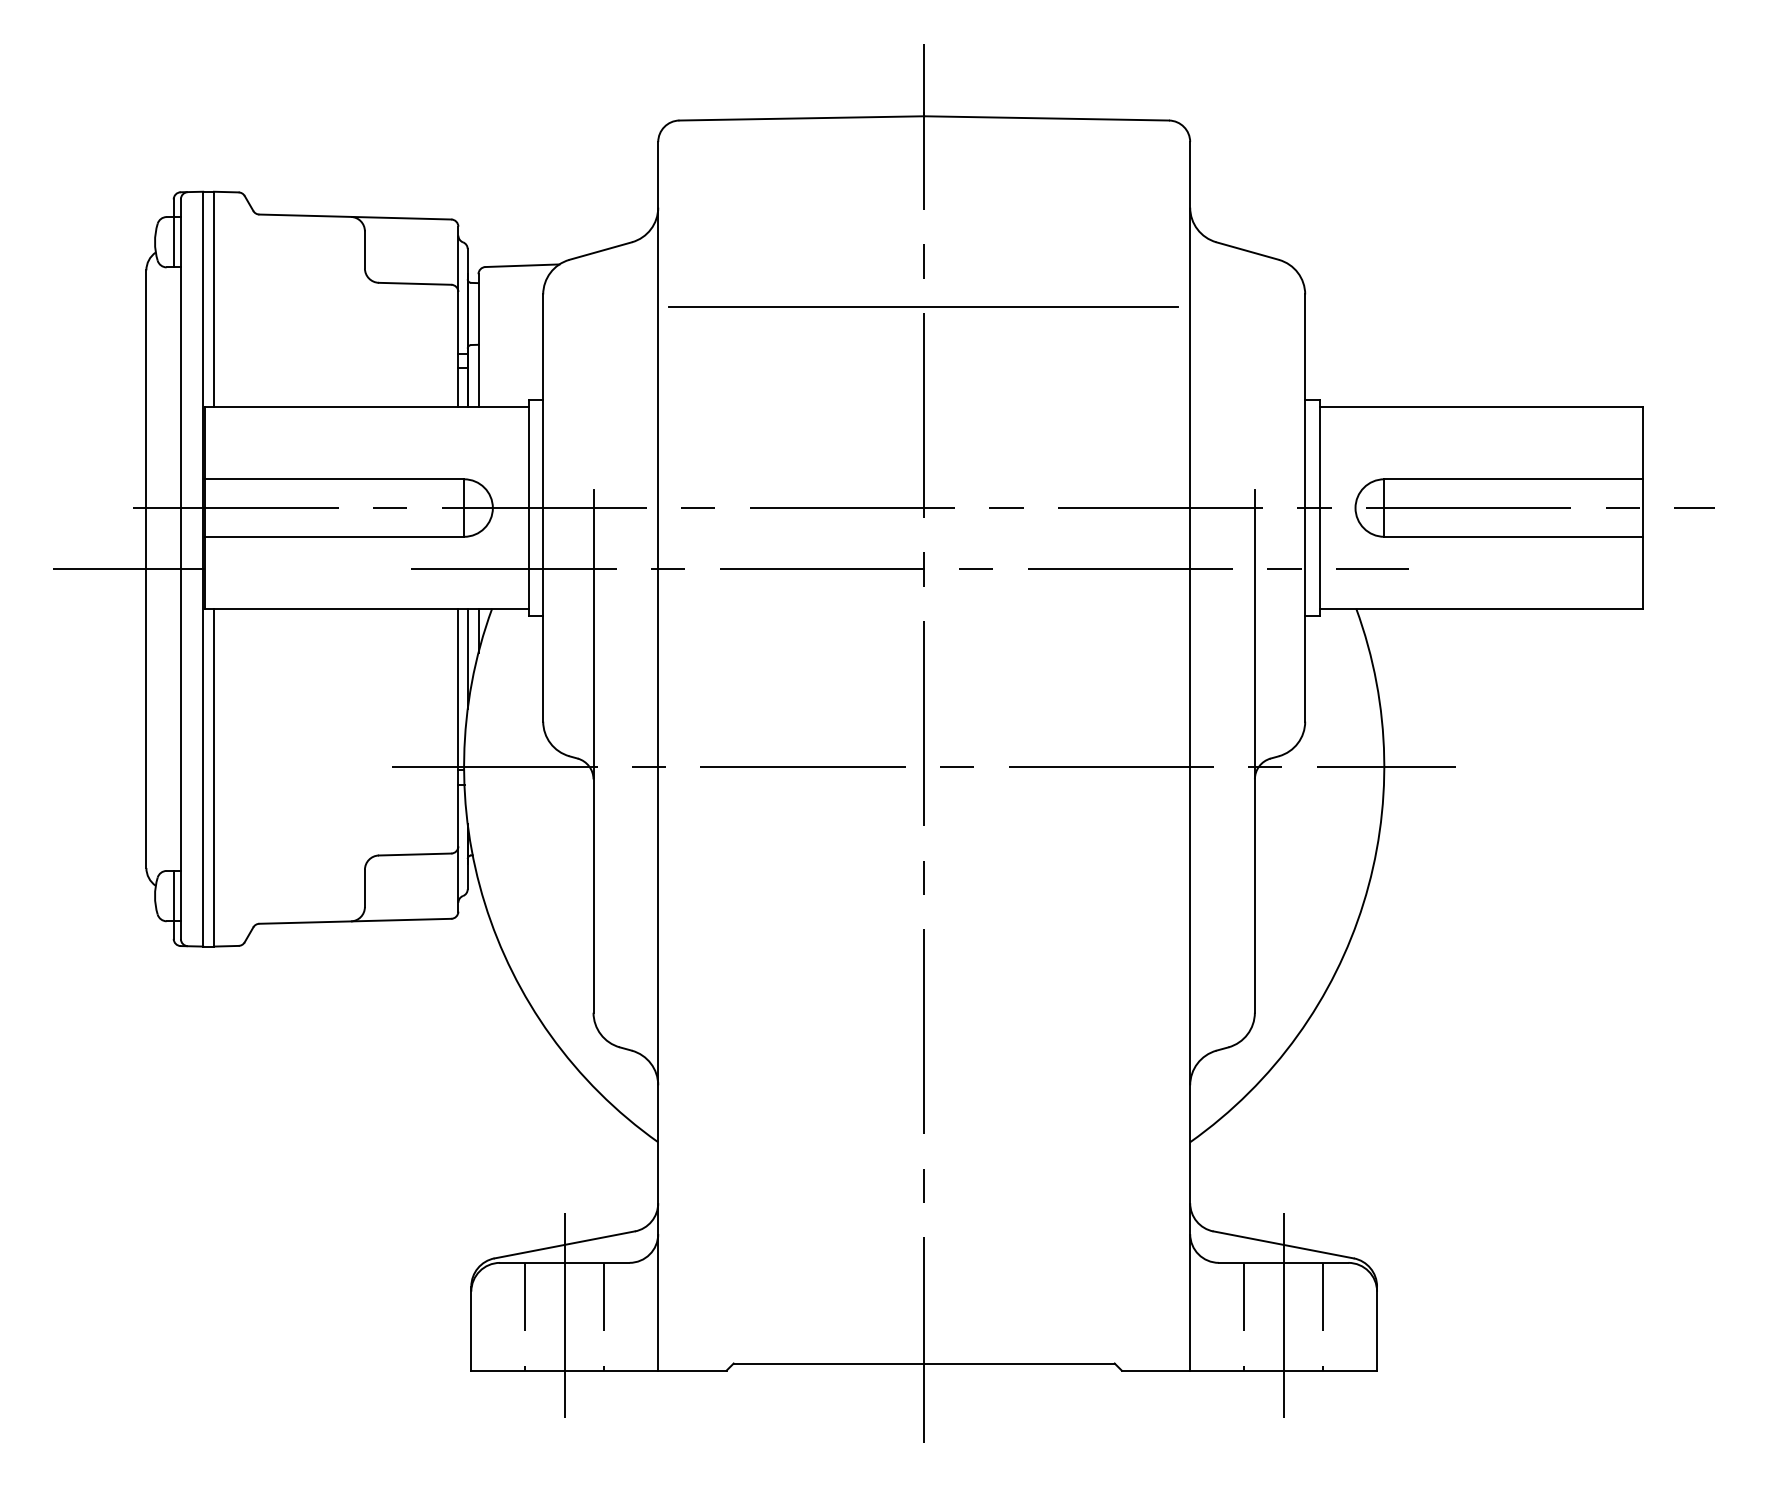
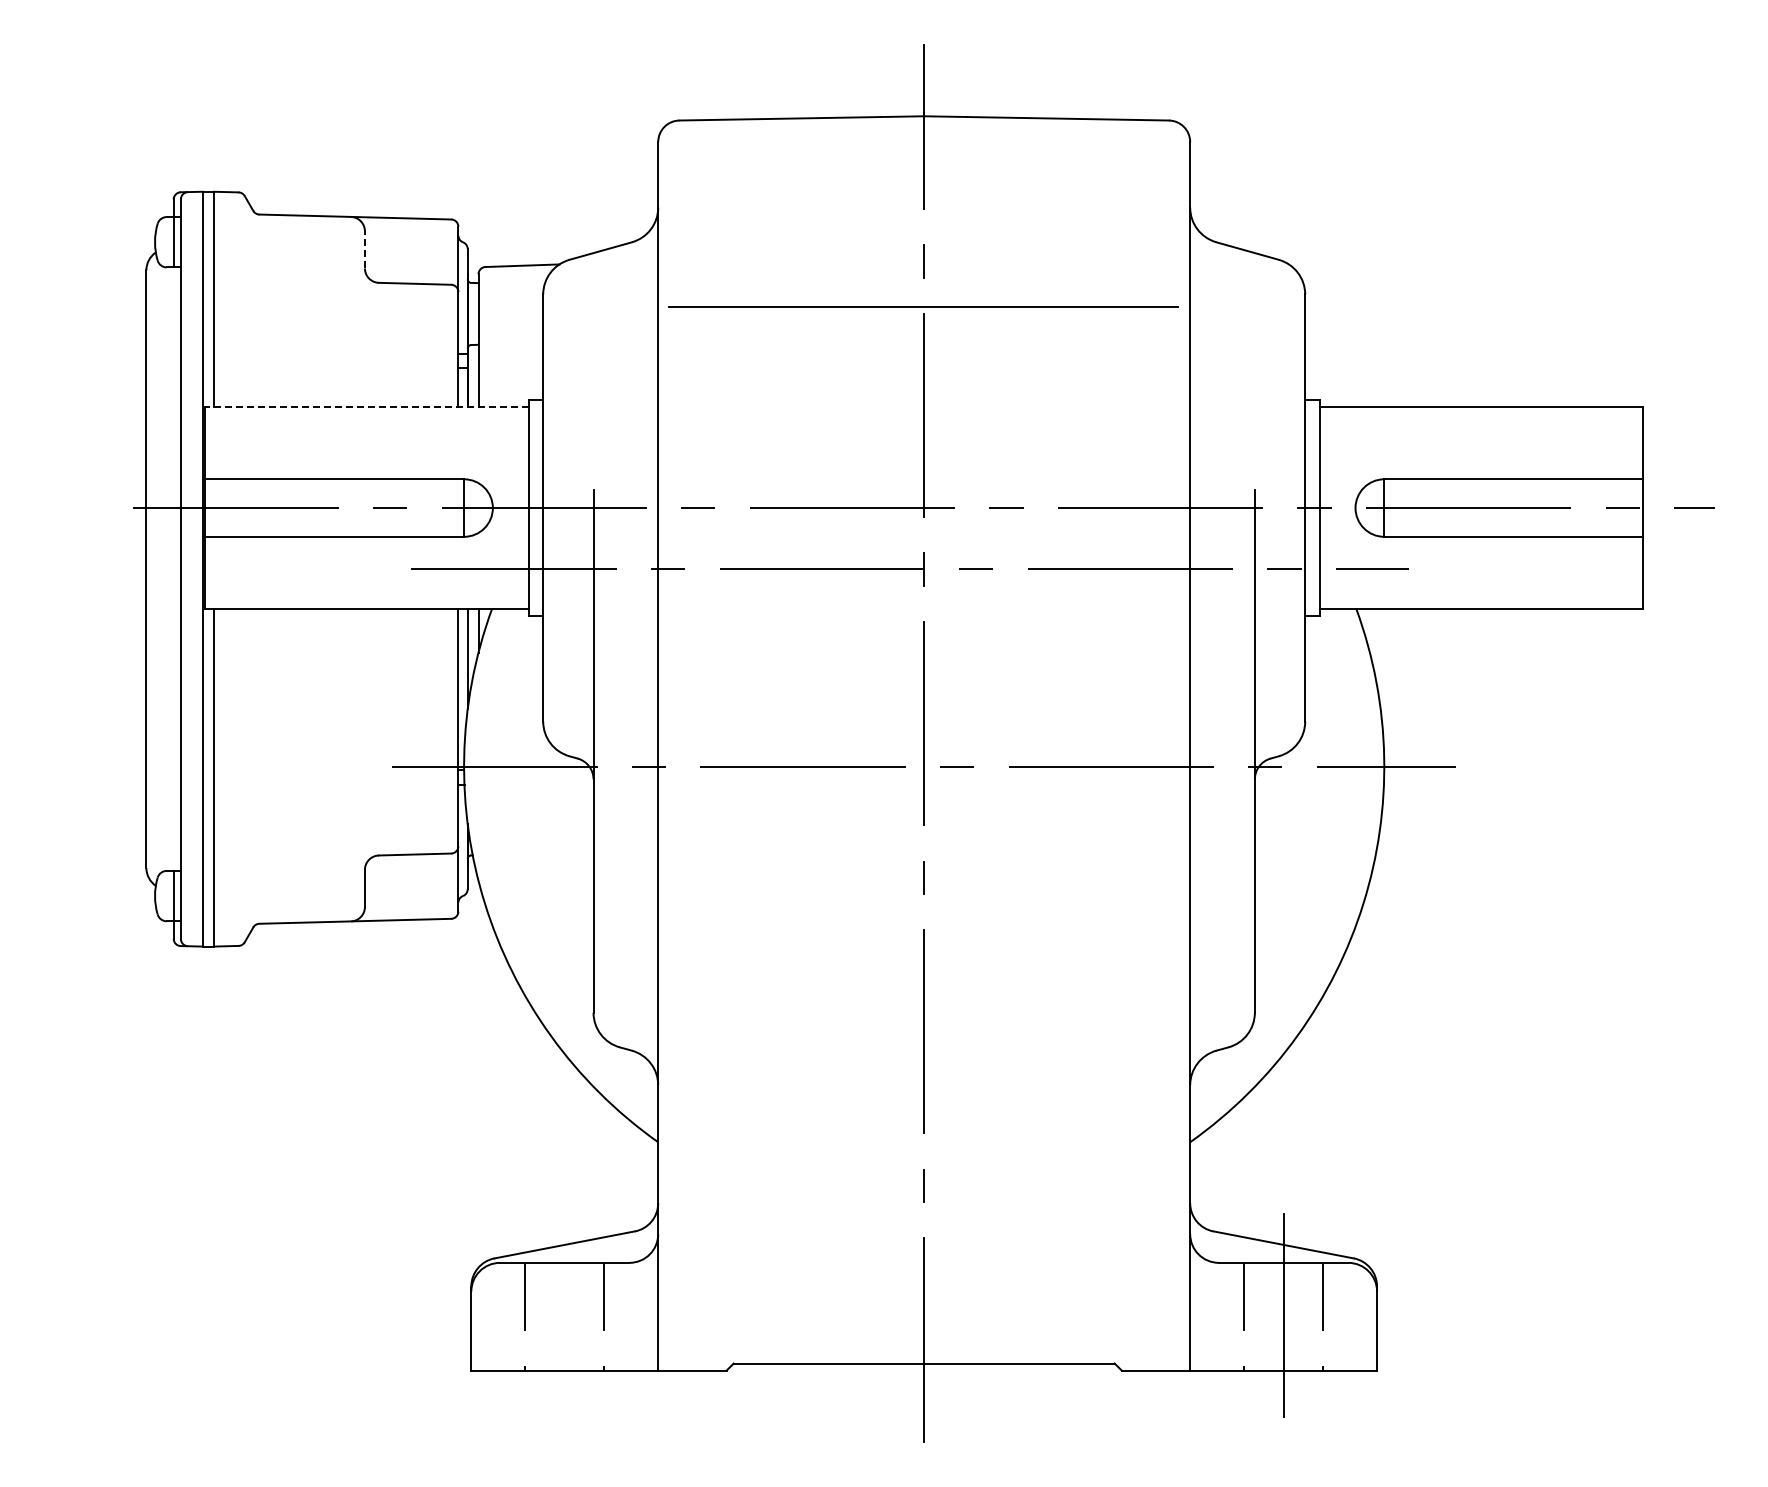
line: solid -> dashed (364, 249)
line: solid -> dashed (367, 407)
line: present -> none (129, 569)
line: present -> none (564, 1316)
